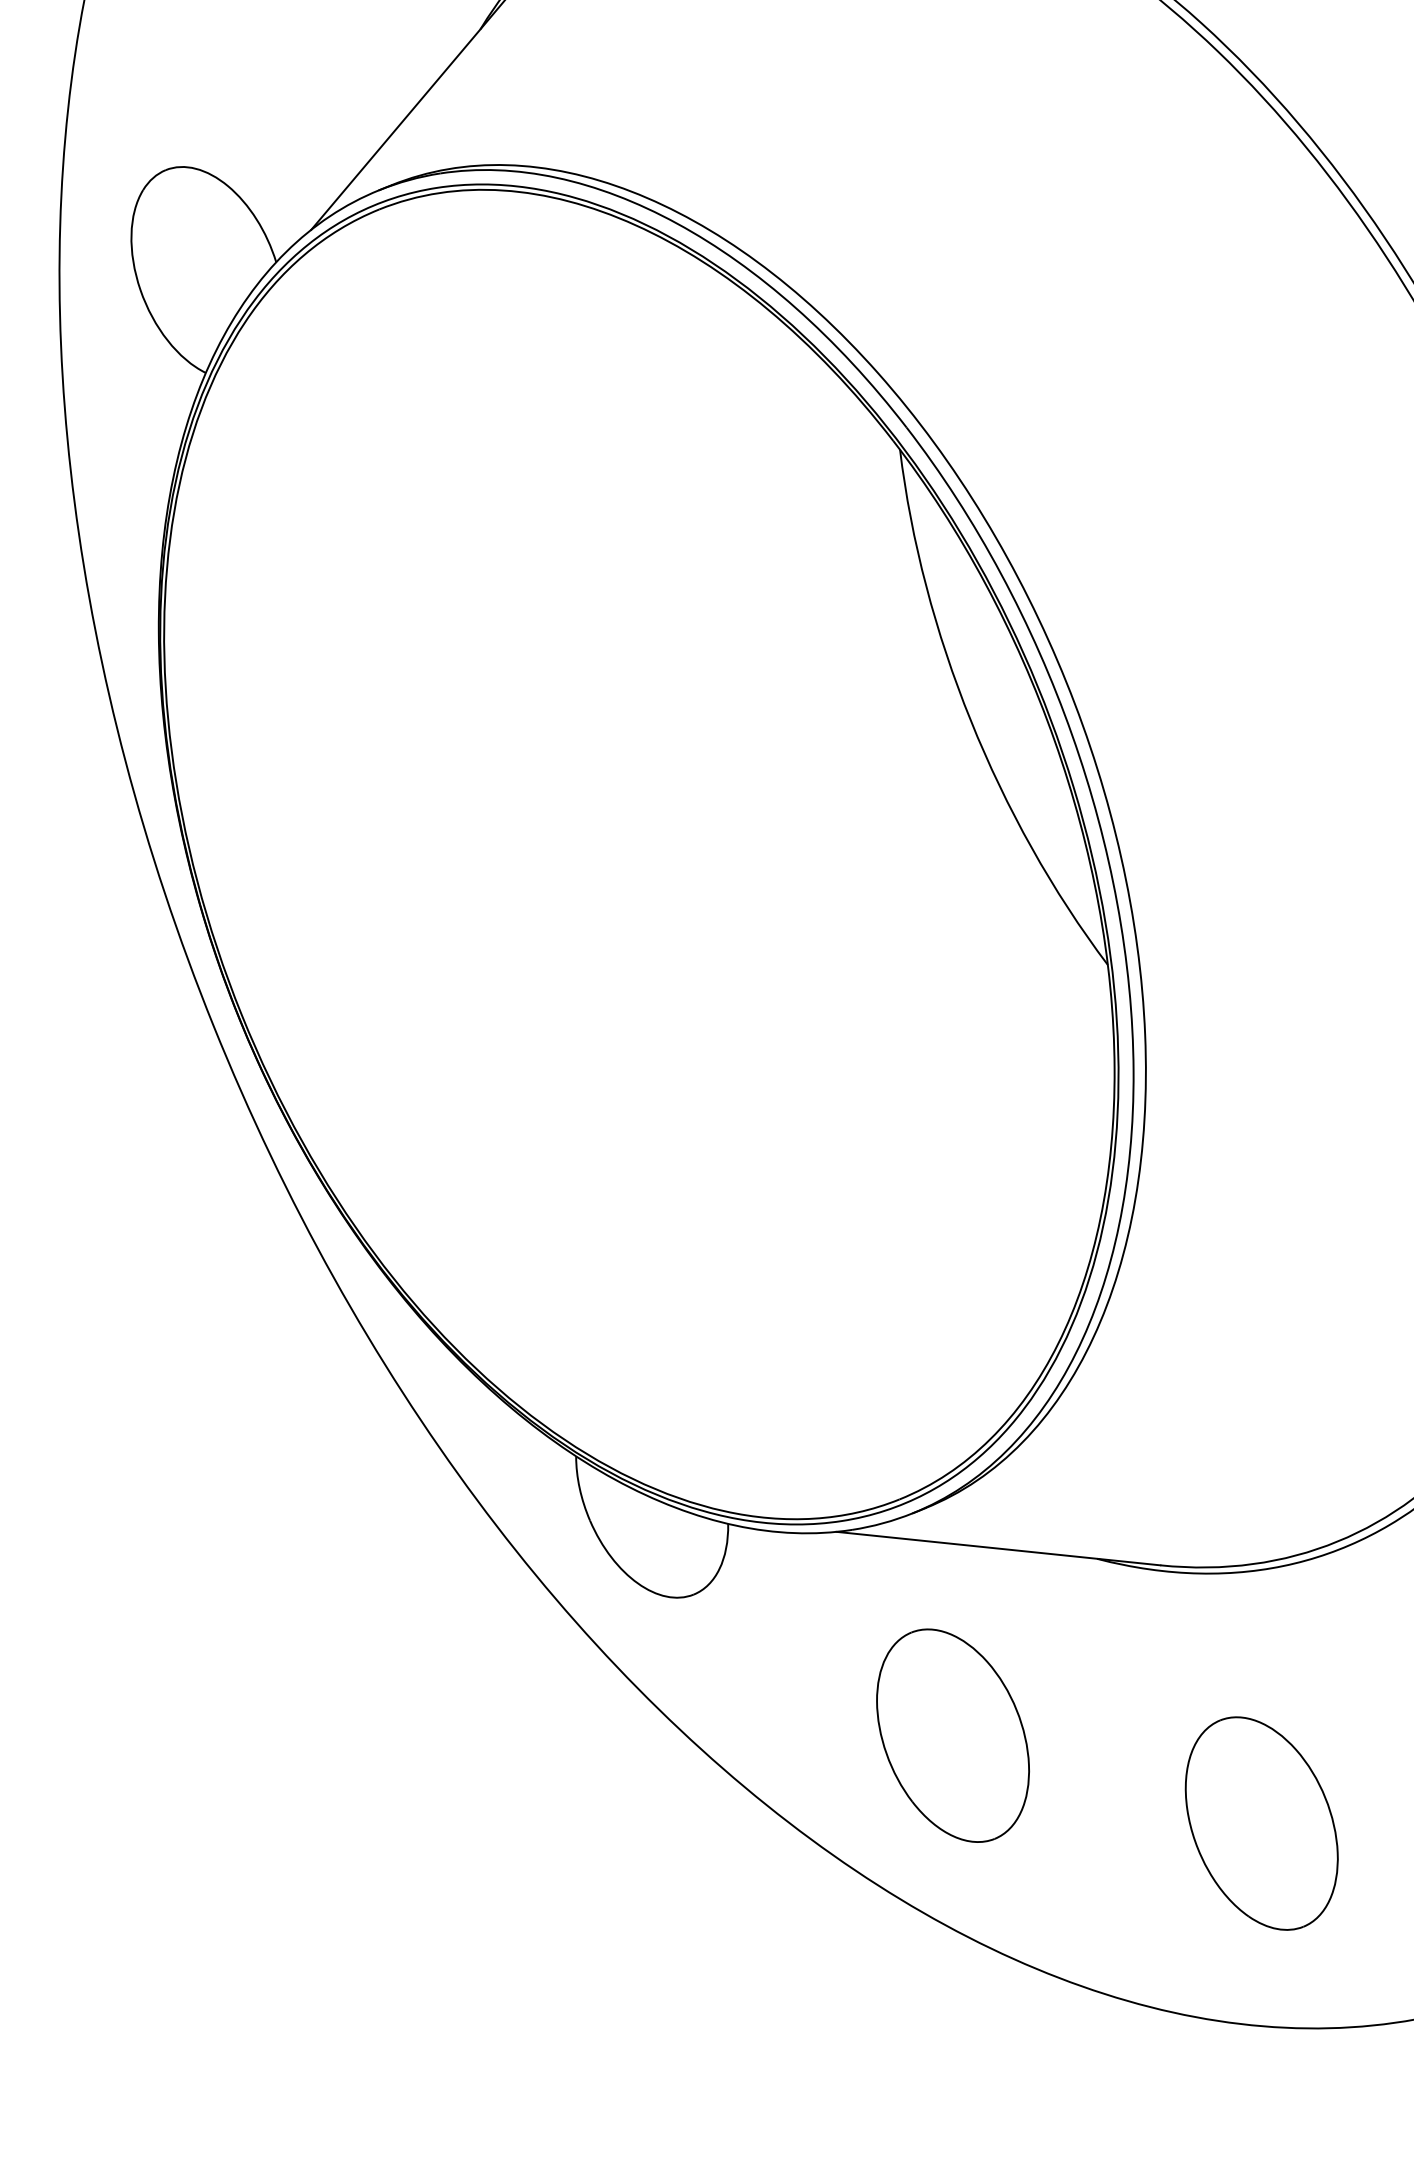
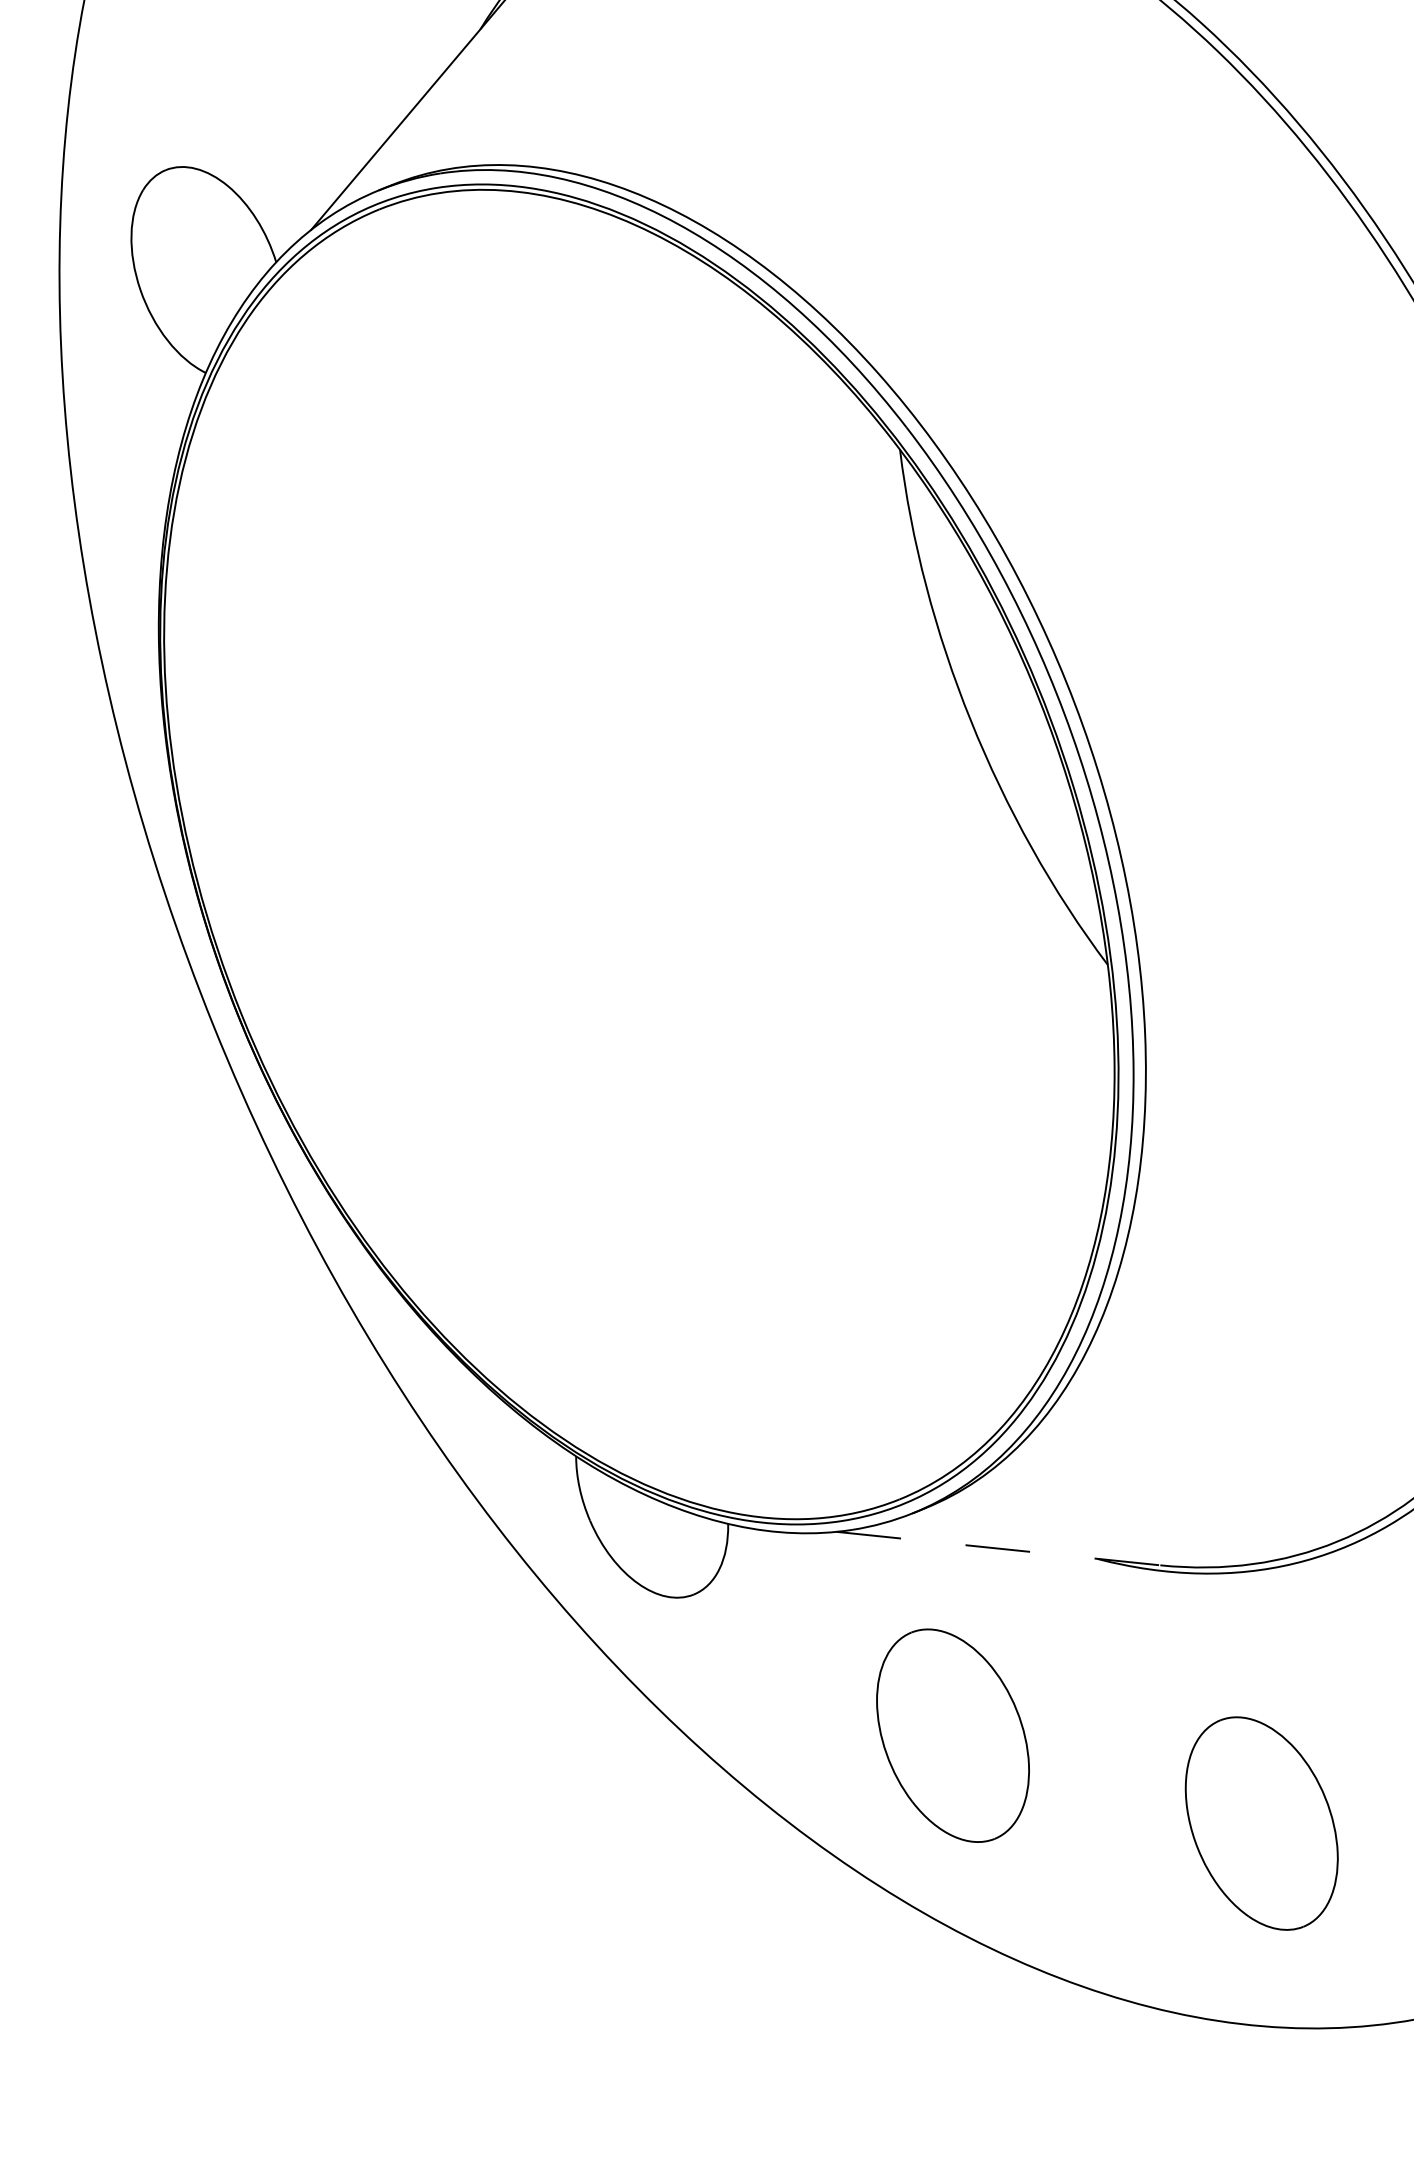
line: solid -> dashed (998, 1548)
